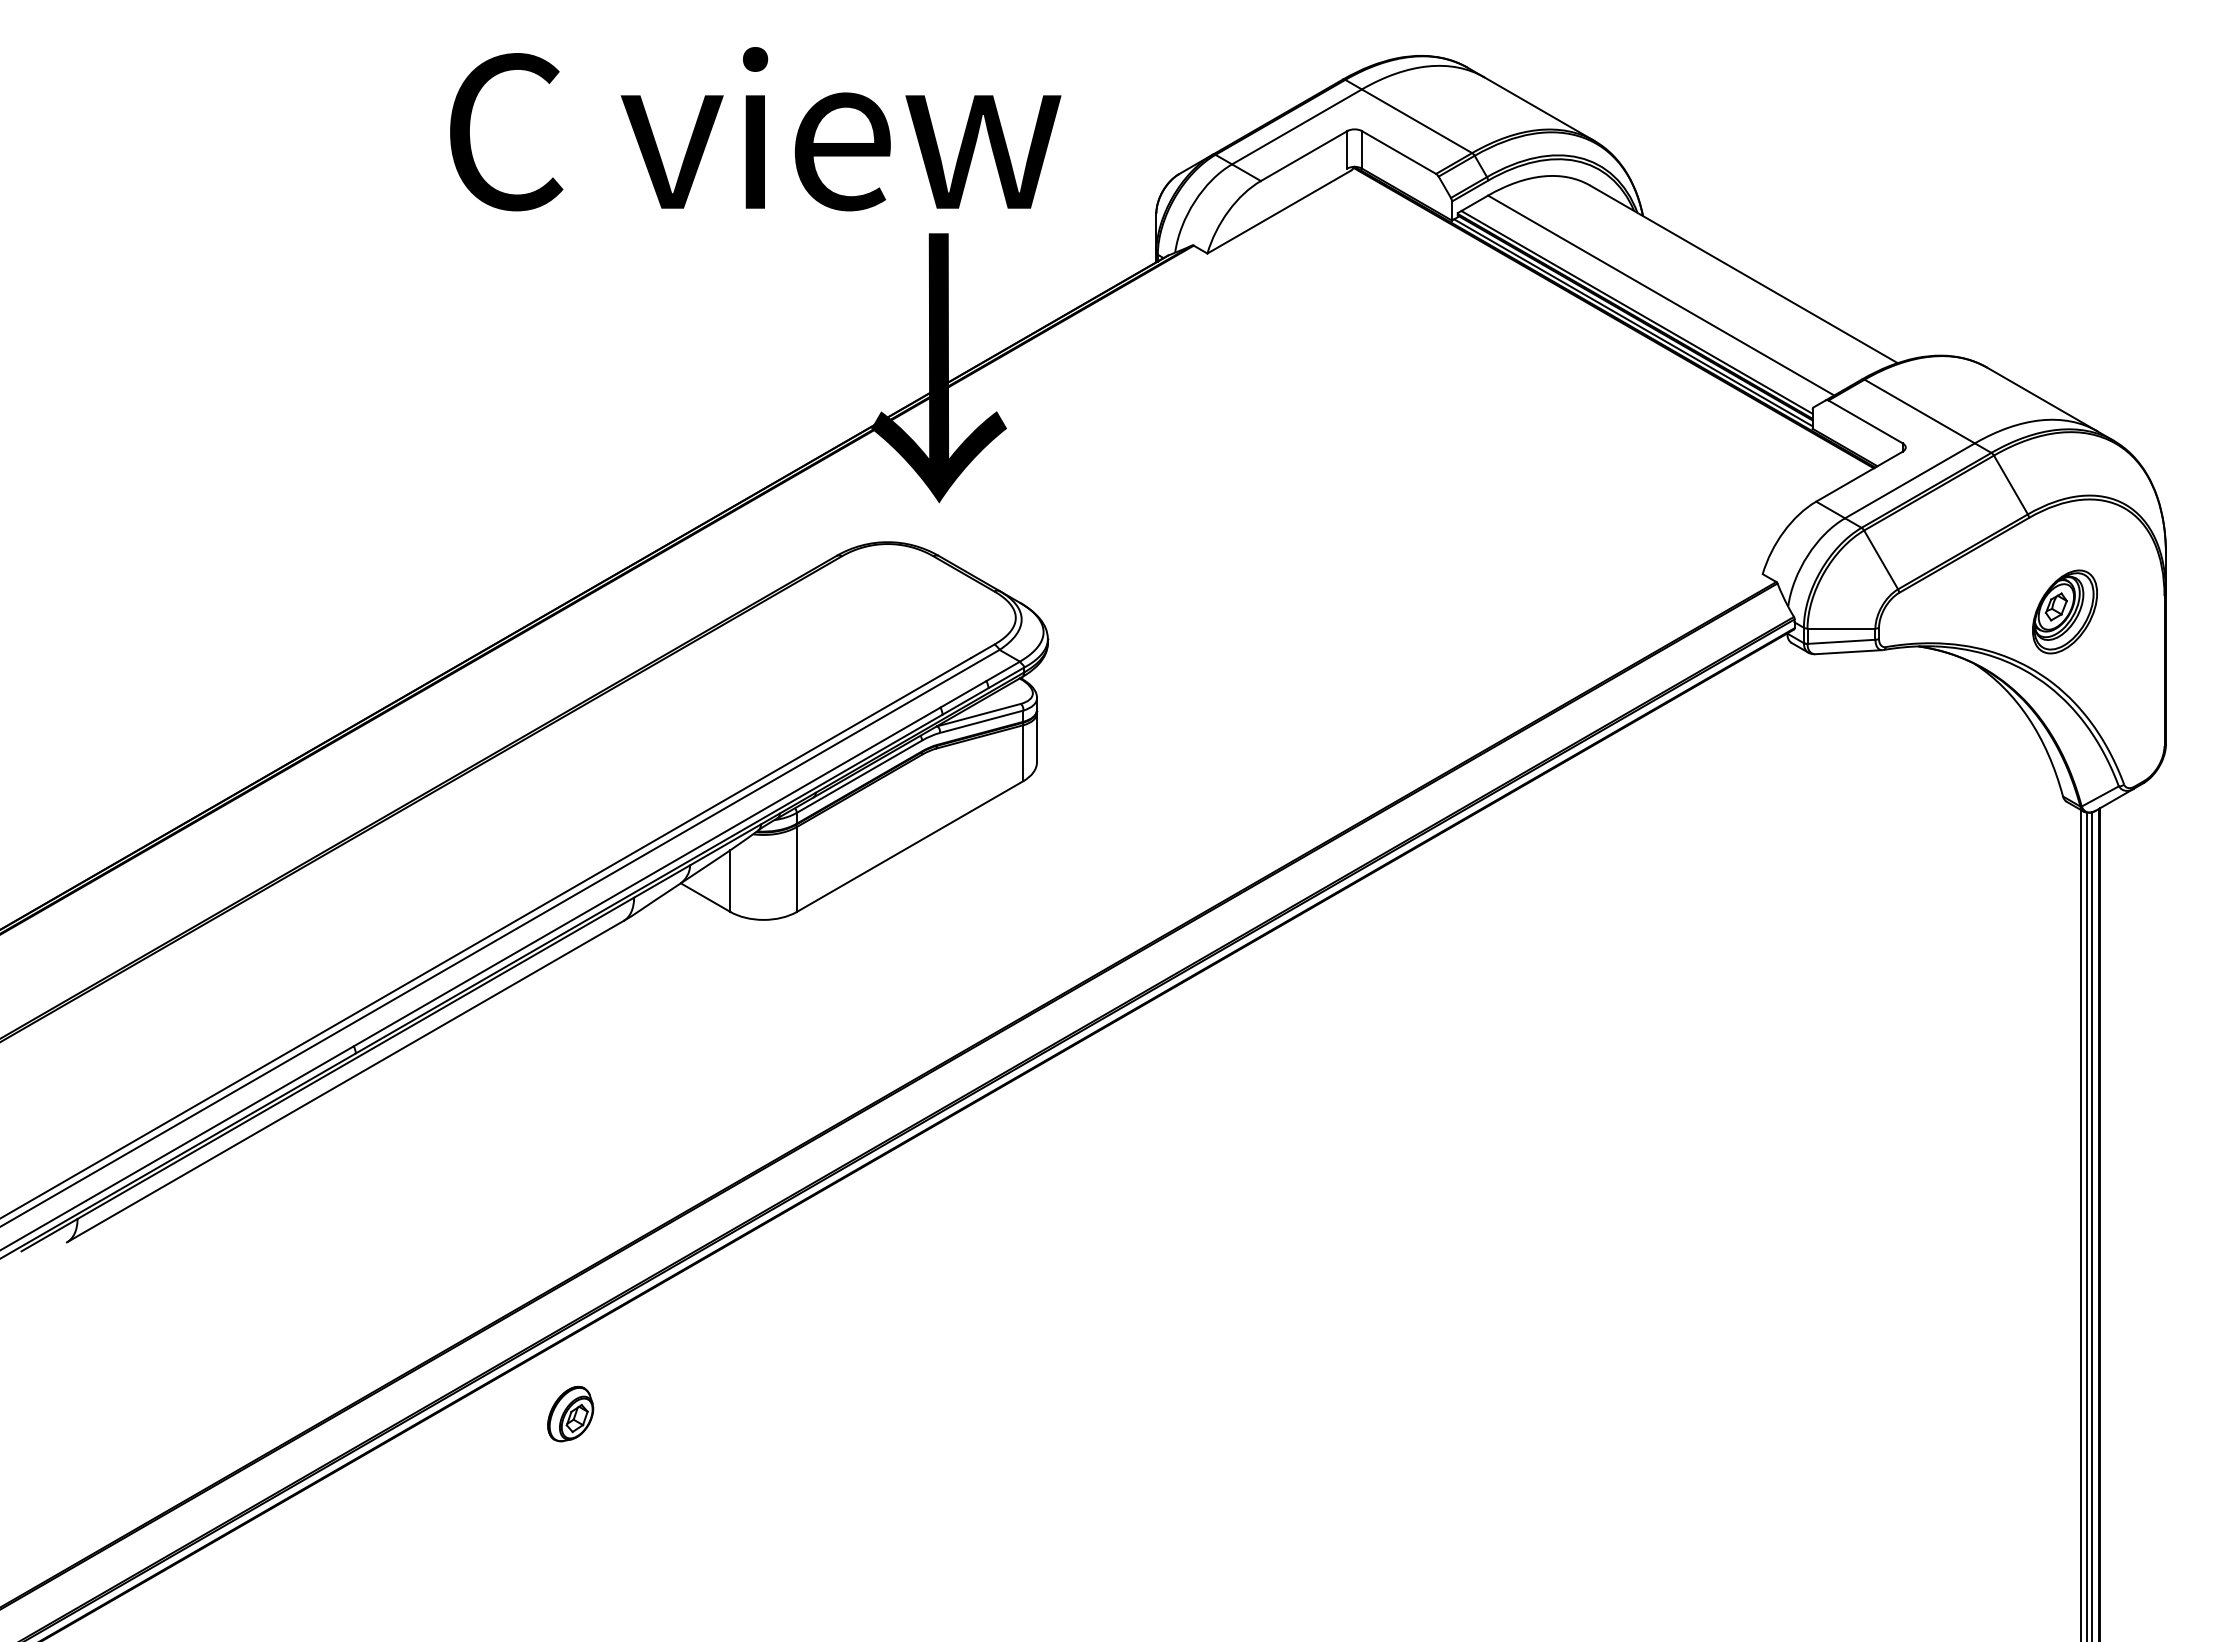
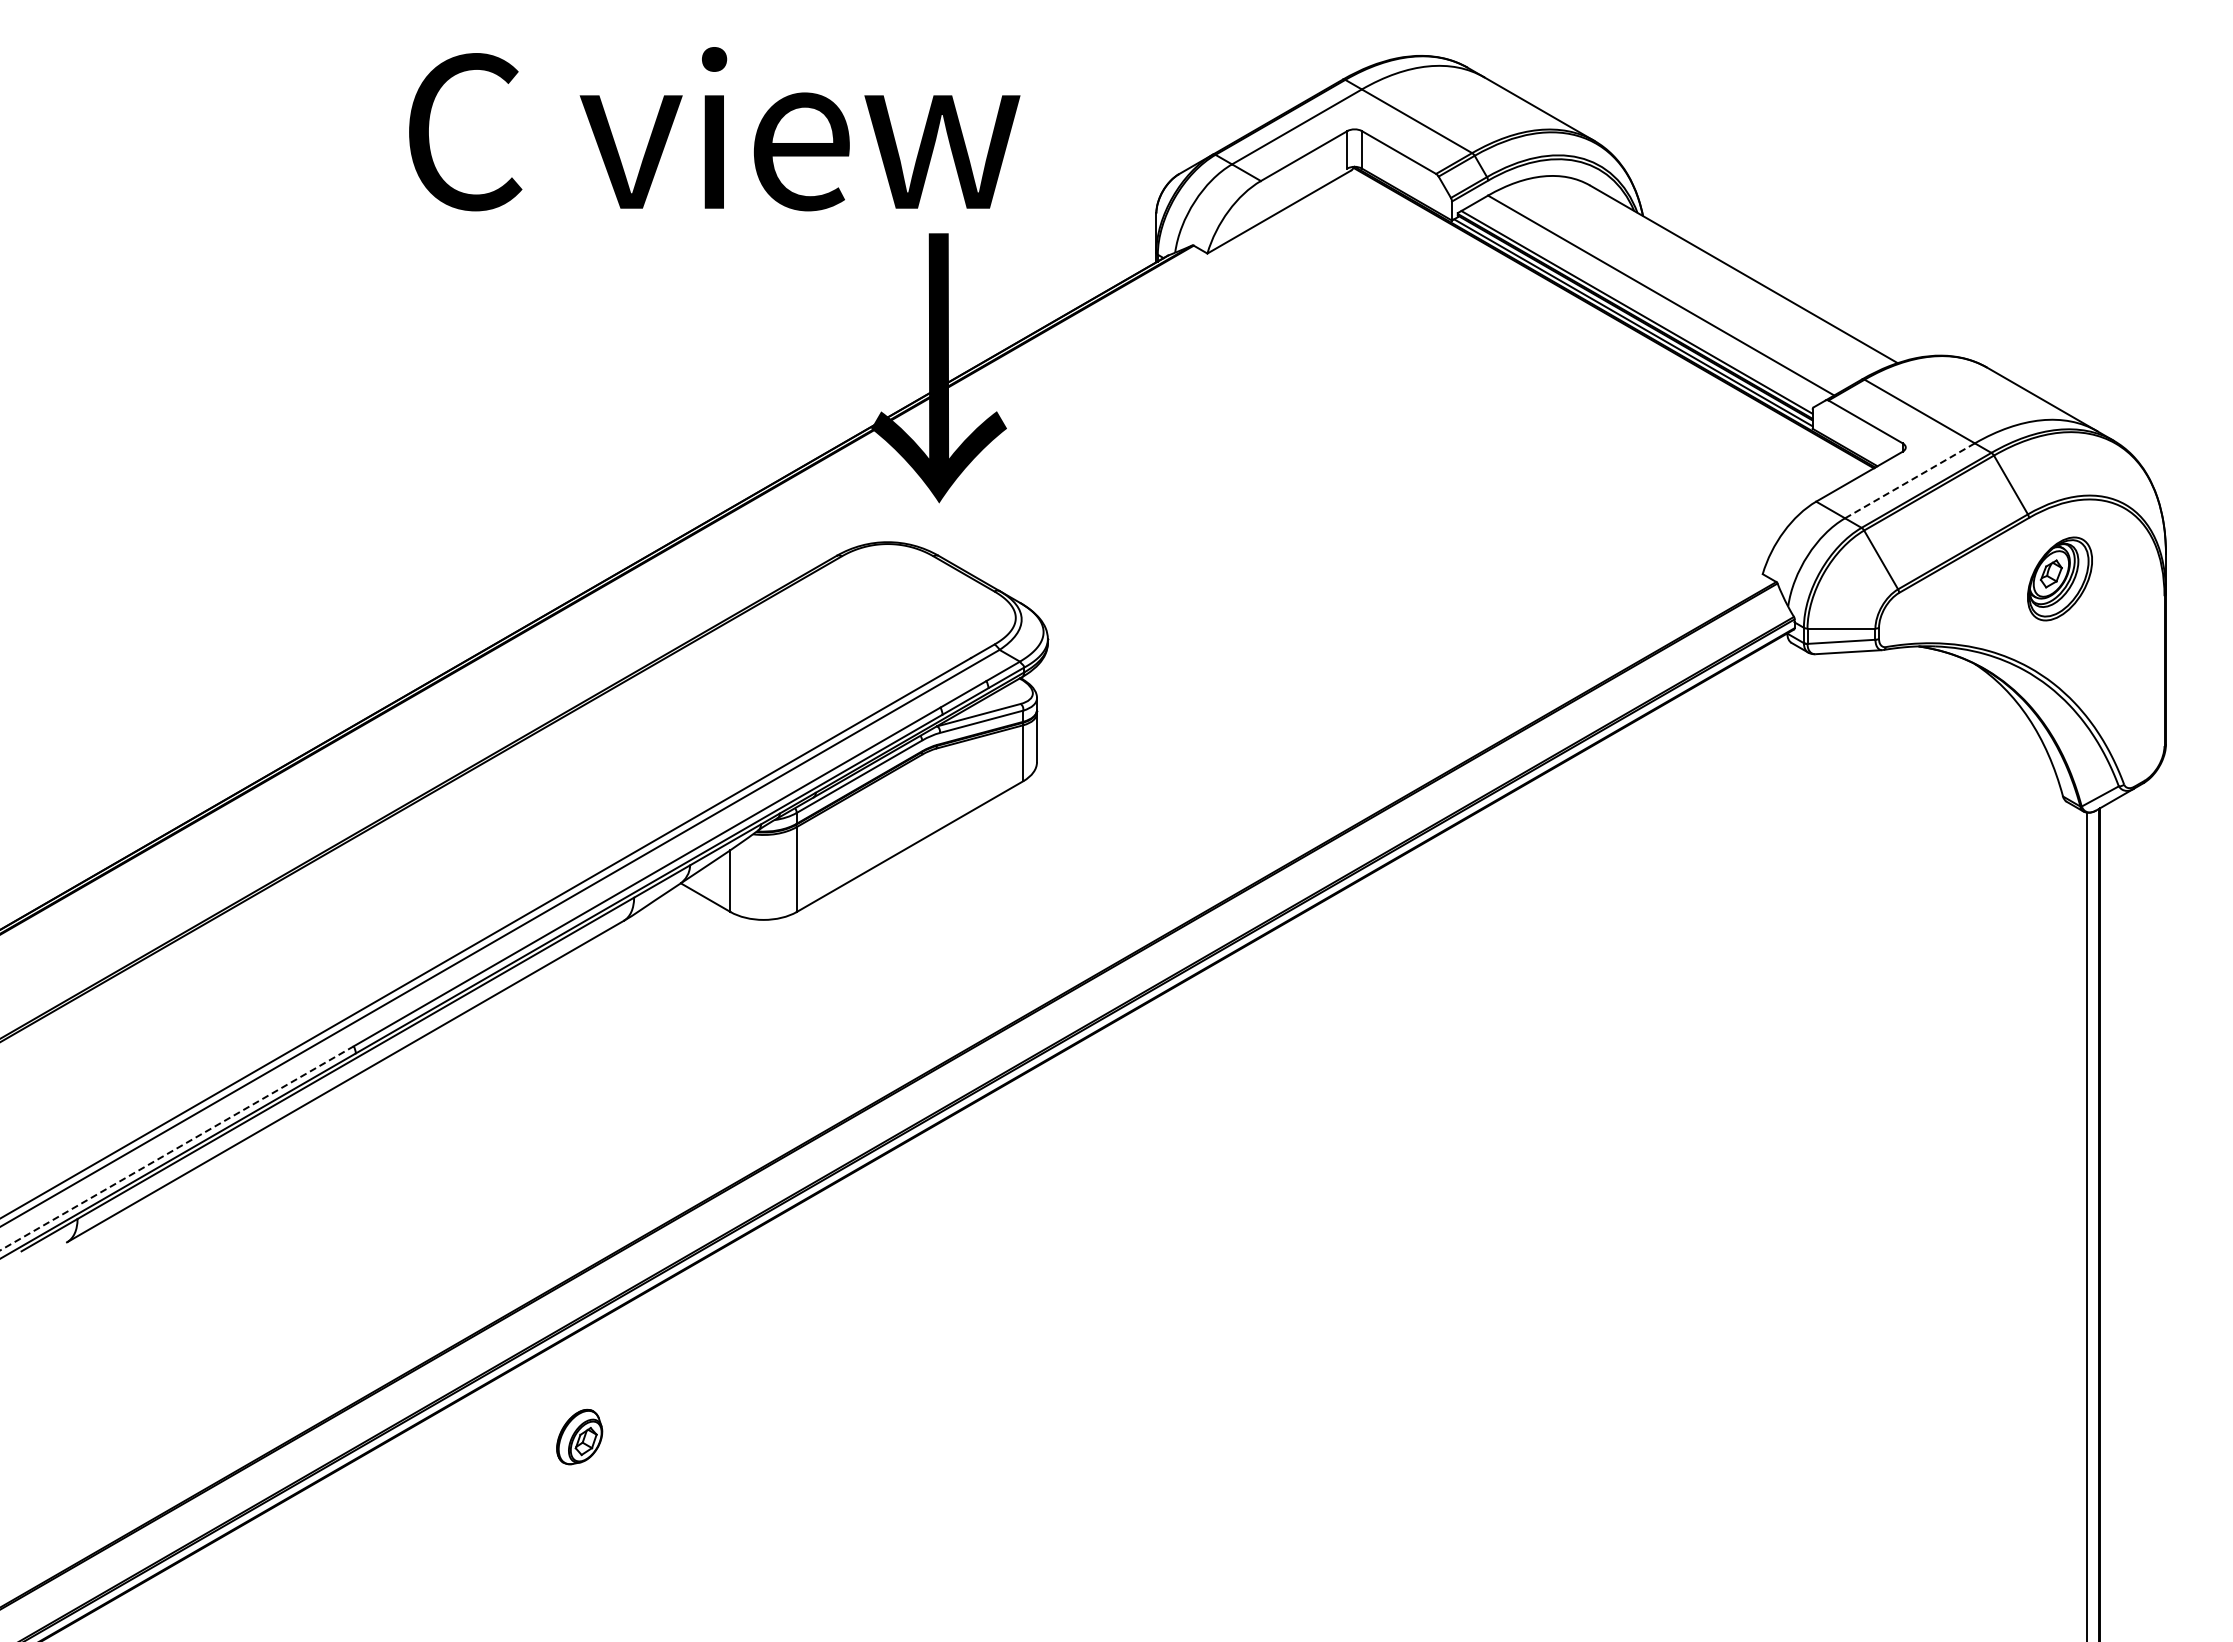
text position: (755, 129) -> (714, 129) (714, 129)
line: solid -> dashed (1909, 480)
part position: (2064, 611) -> (2059, 578) (2059, 578)
line: solid -> dashed (177, 1148)
line: present -> none (2080, 1223)
line: present -> none (2091, 1225)
part position: (570, 1413) -> (579, 1436) (579, 1436)
